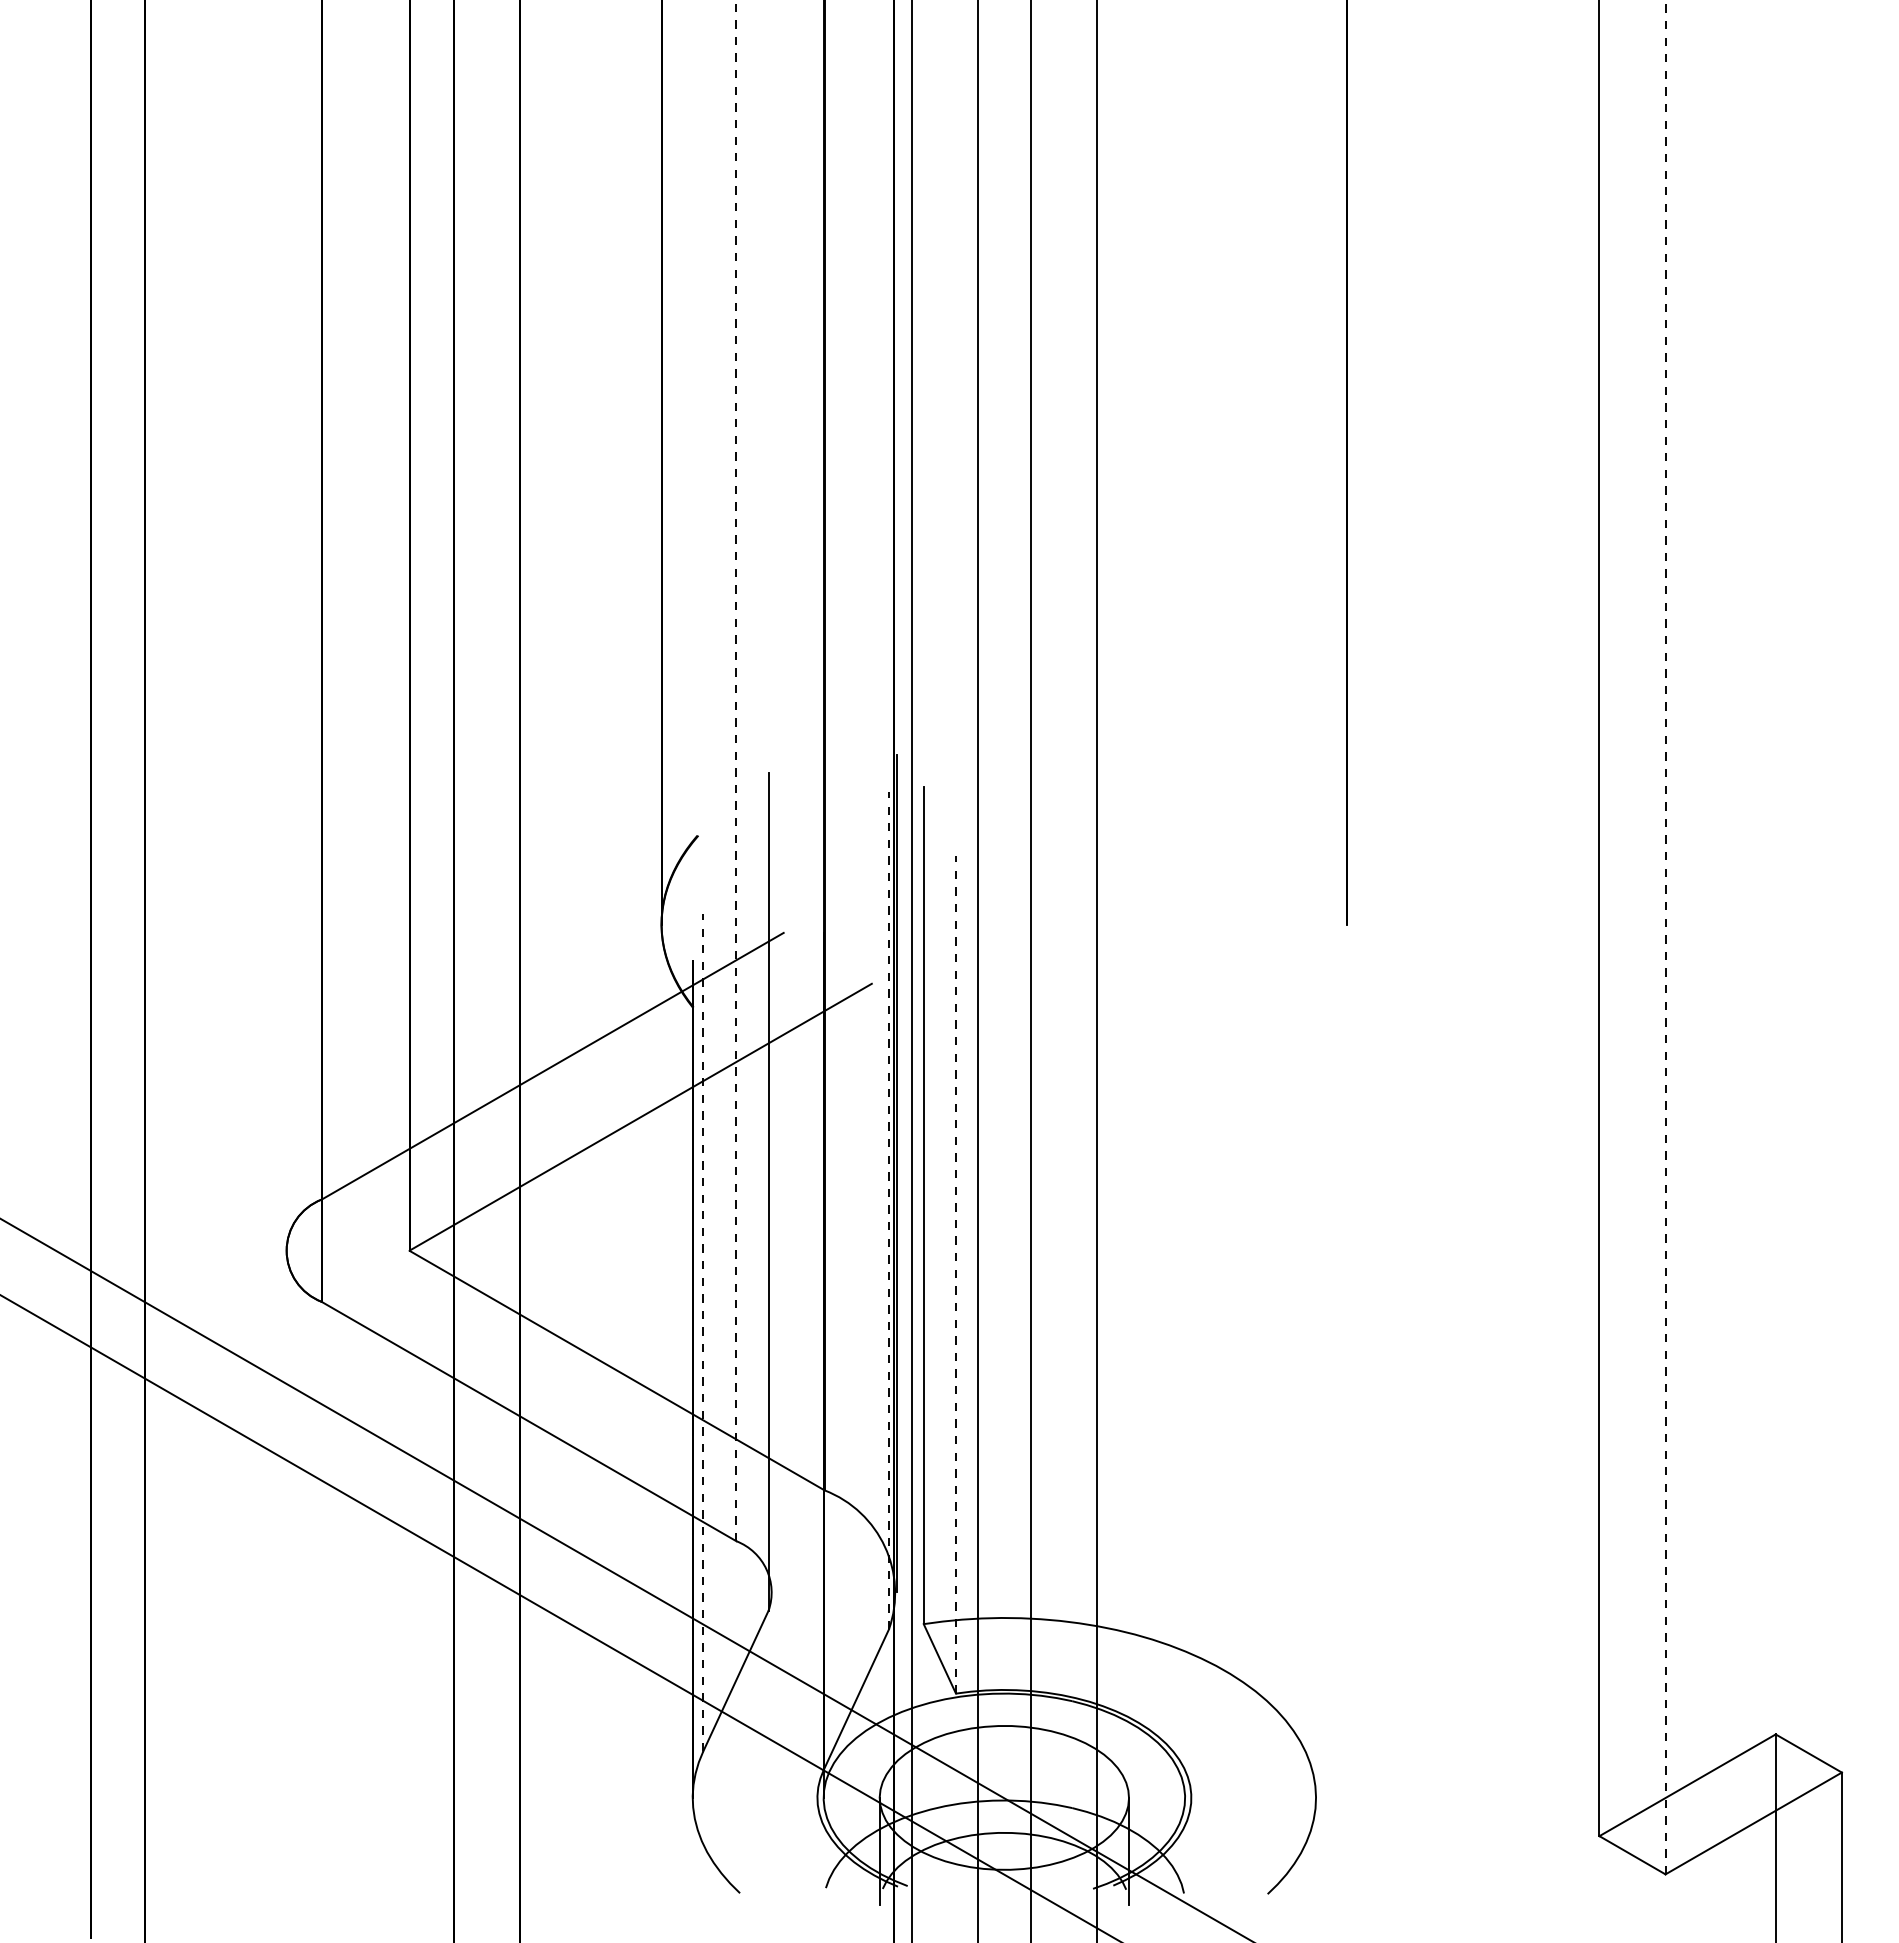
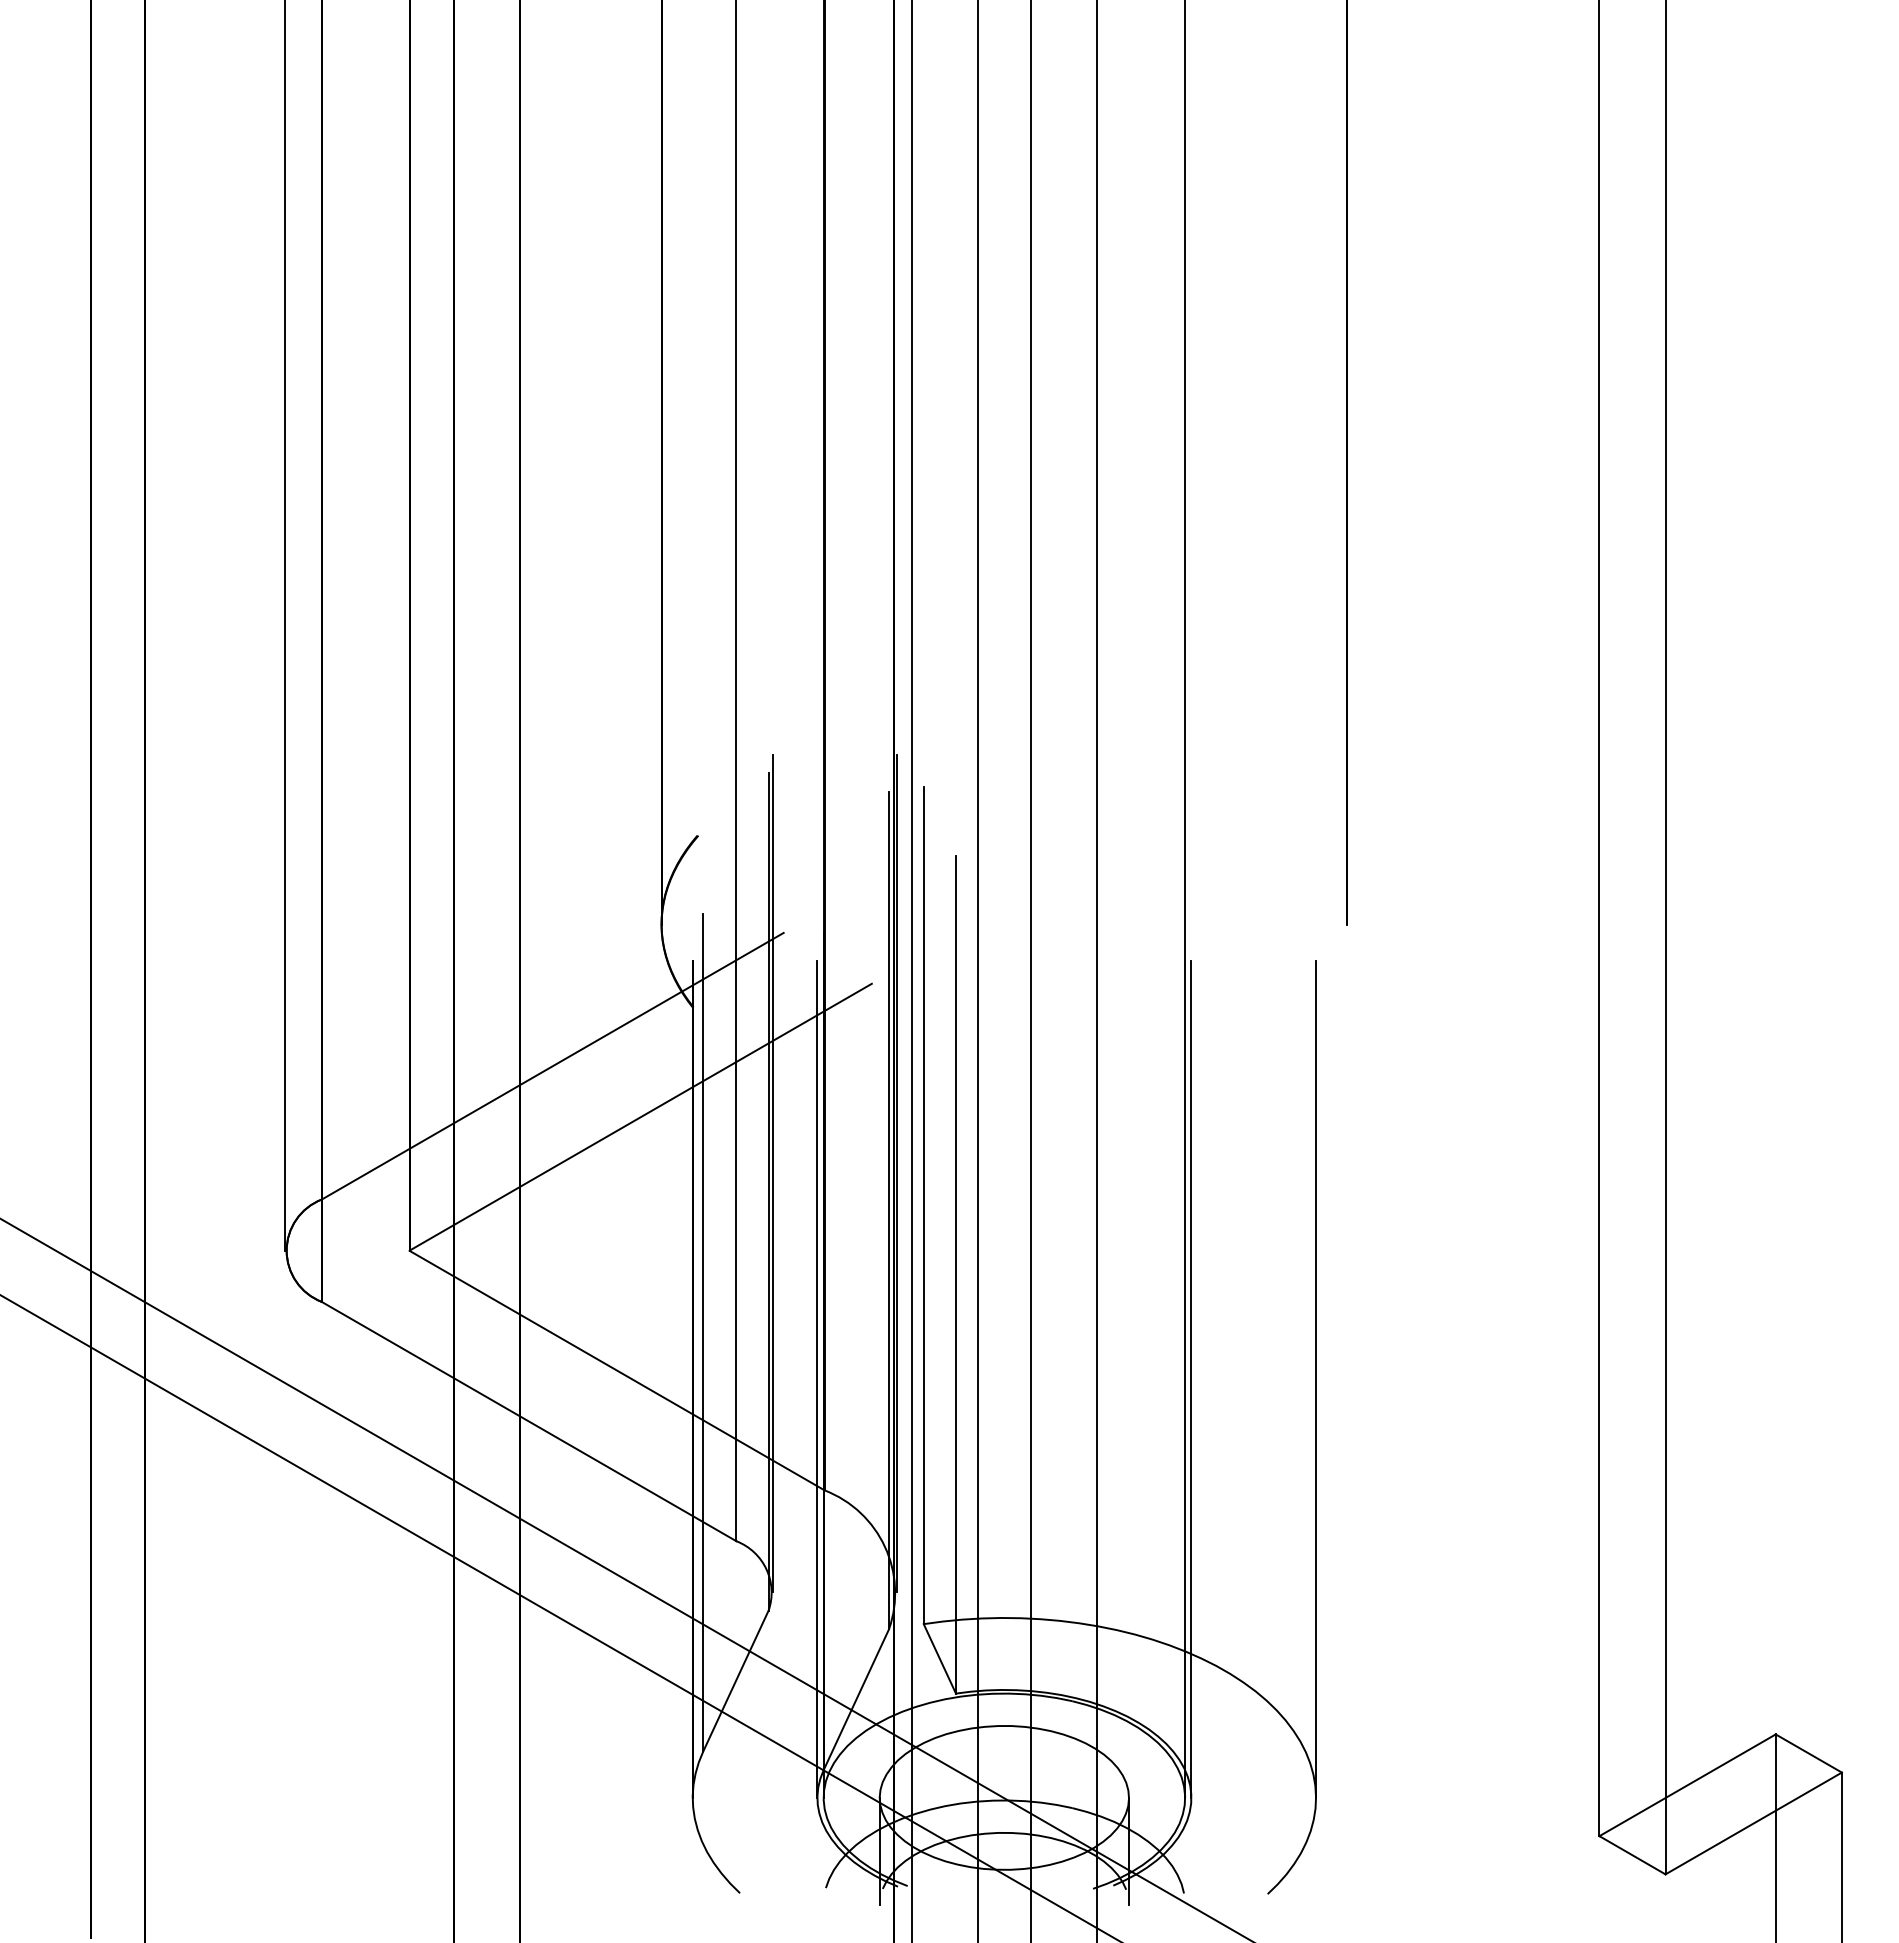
line: none -> present (285, 626)
line: dashed -> solid (736, 770)
line: none -> present (1185, 899)
line: dashed -> solid (1665, 937)
line: none -> present (772, 1173)
line: dashed -> solid (889, 1210)
line: dashed -> solid (955, 1274)
line: dashed -> solid (703, 1332)
line: none -> present (817, 1378)
line: none -> present (1191, 1378)
line: none -> present (1316, 1378)
